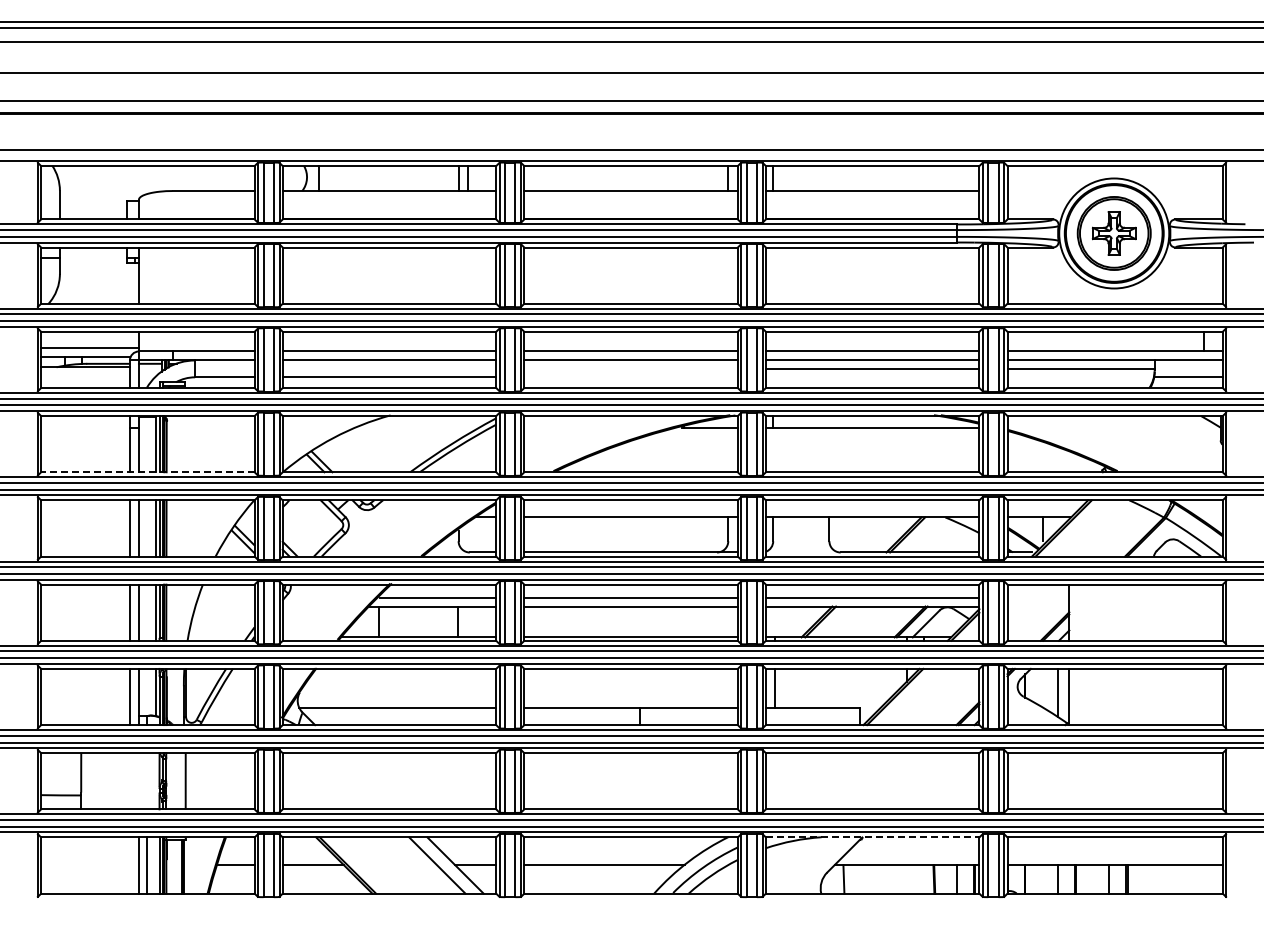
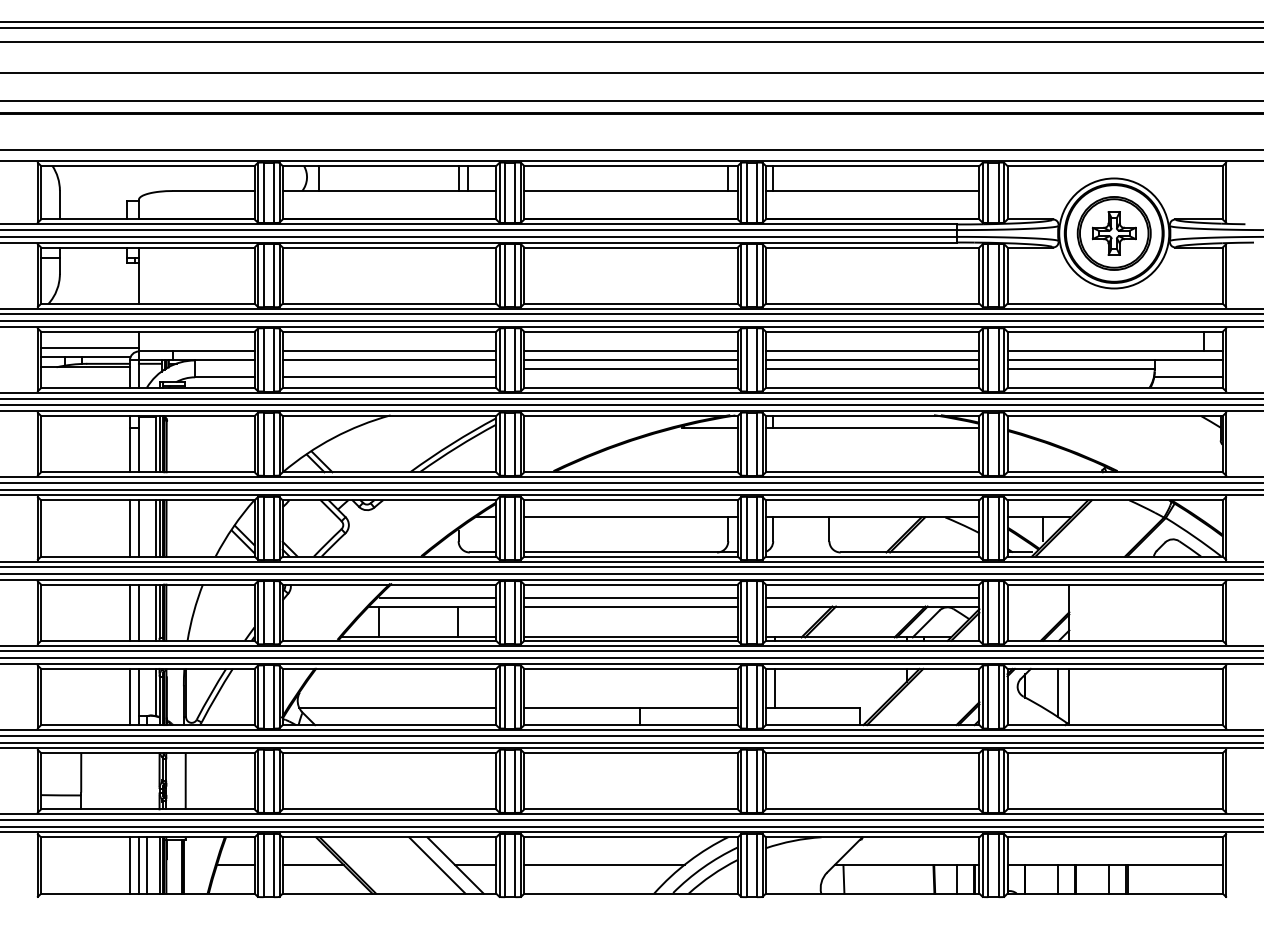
line: none -> present (630, 368)
line: dashed -> solid (147, 472)
line: dashed -> solid (872, 837)
line: none -> present (129, 865)
